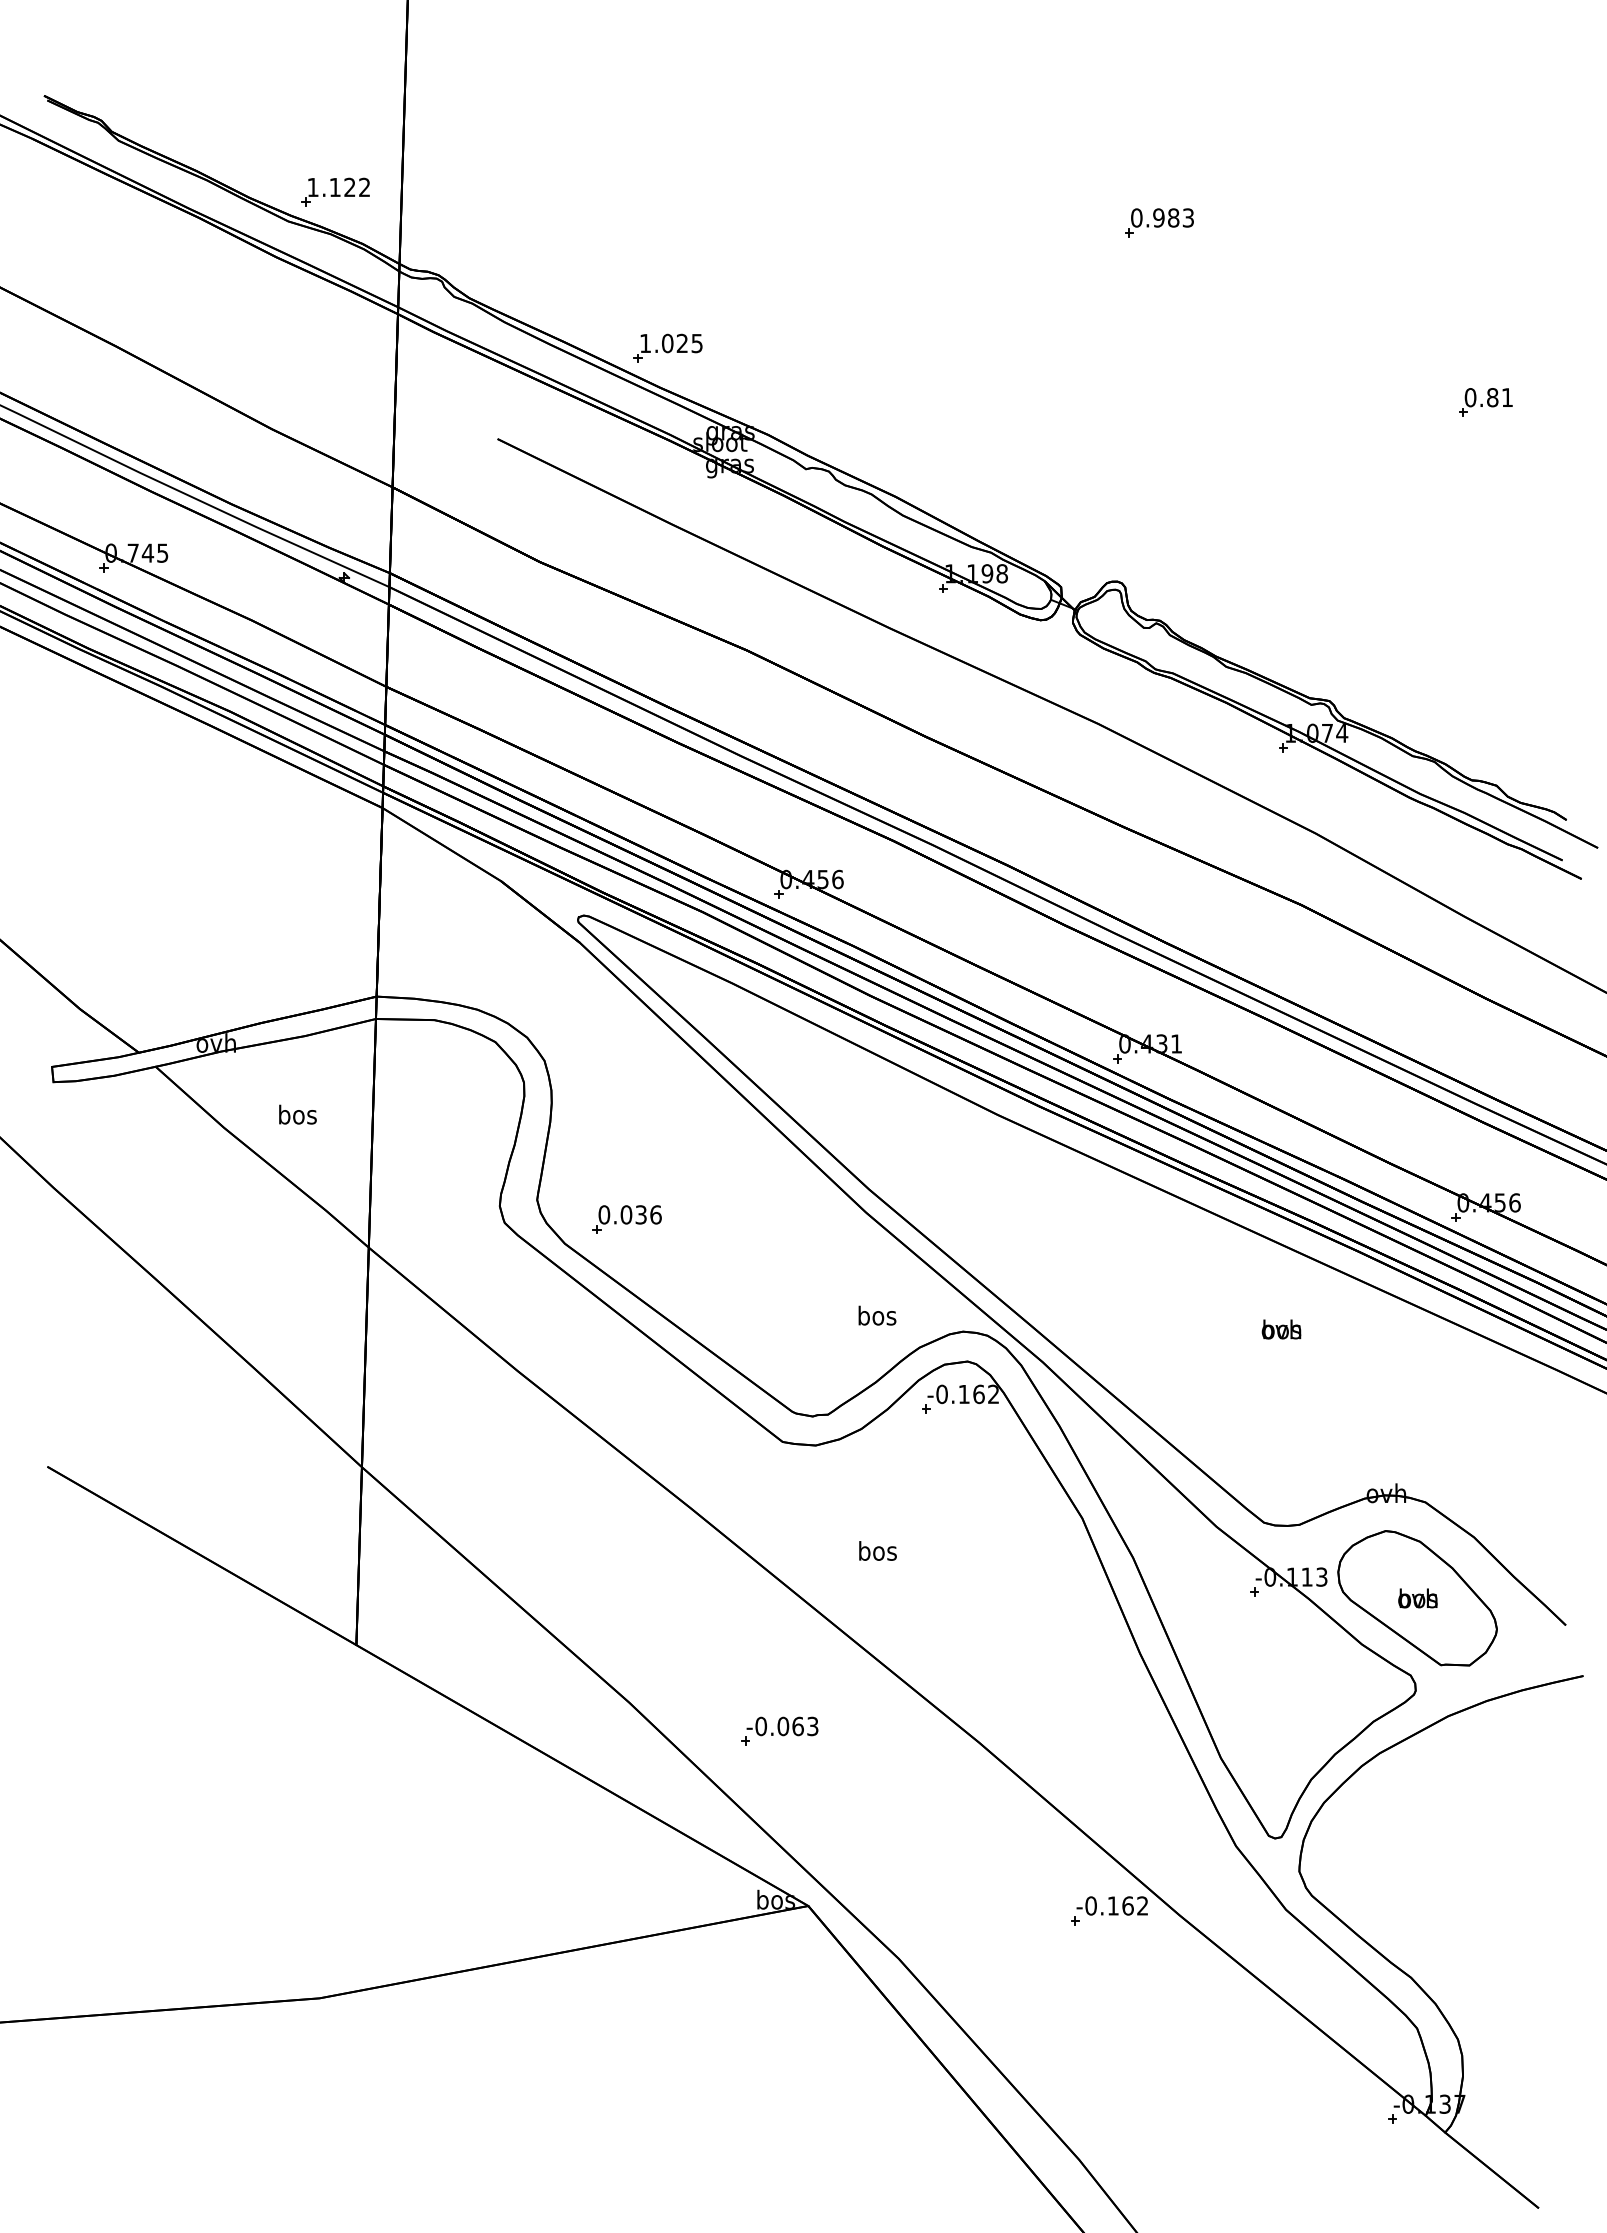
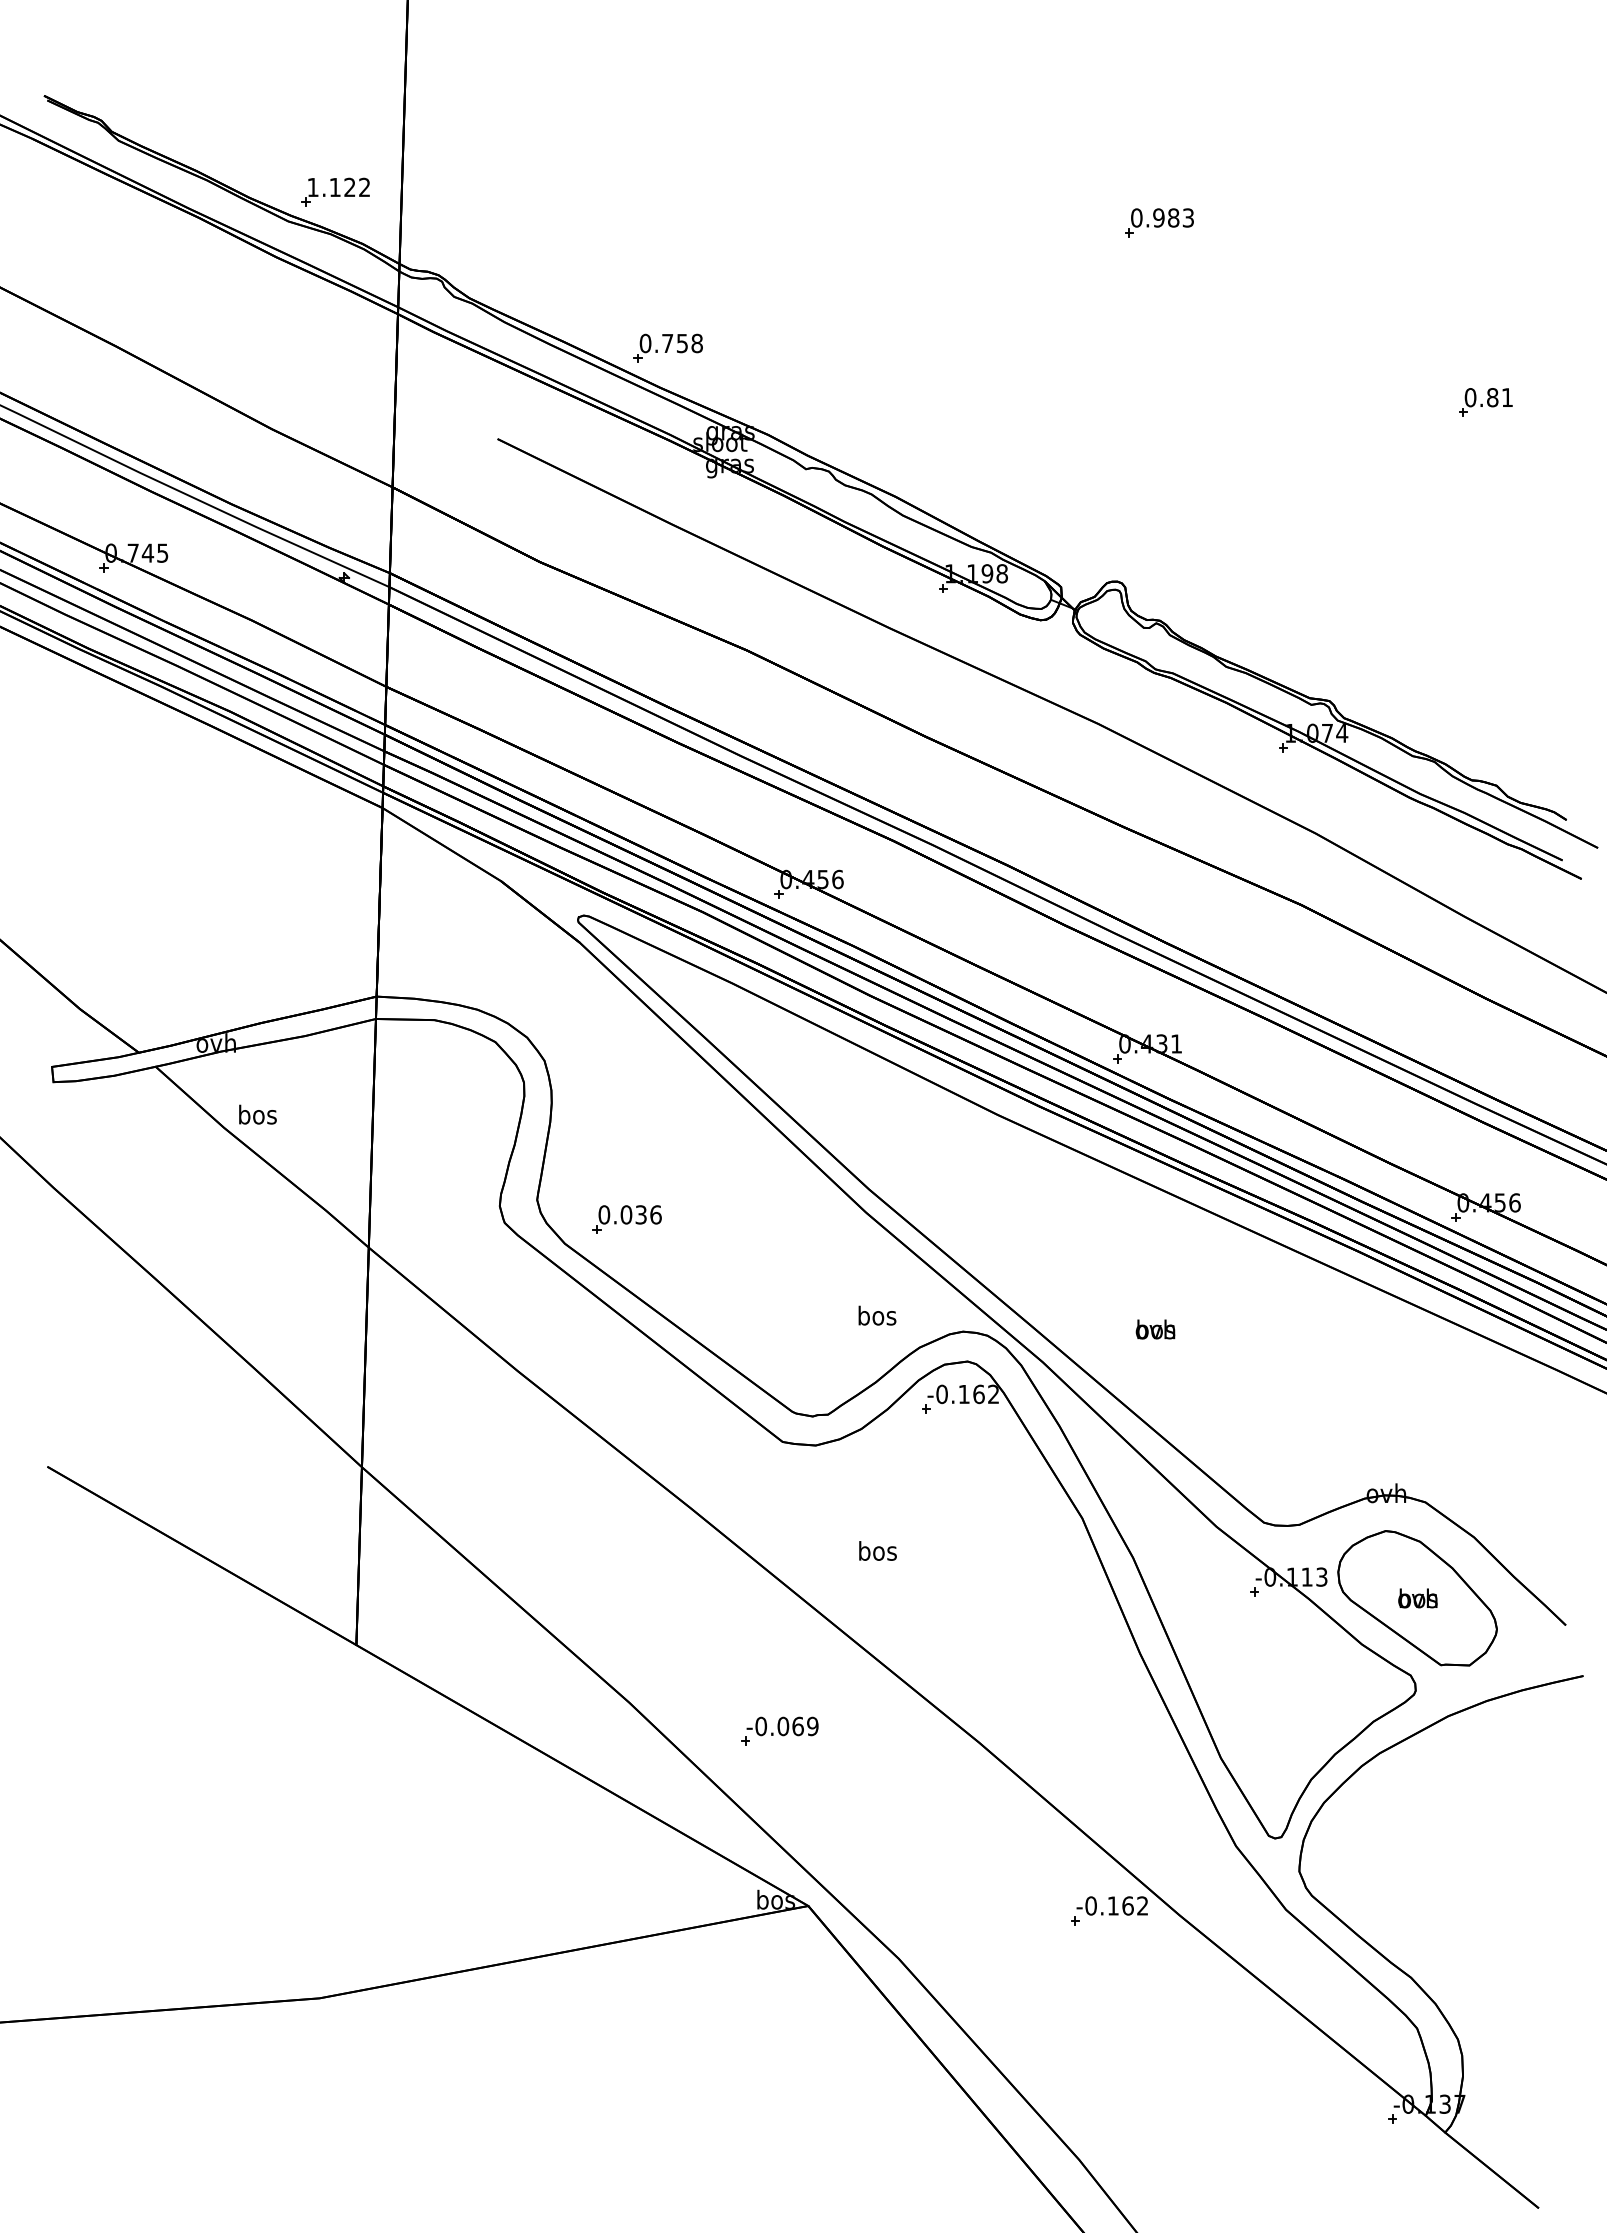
text: 1.025 -> 0.758 (670, 343)
text position: (297, 1114) -> (257, 1114) (257, 1114)
text position: (1281, 1329) -> (1155, 1329) (1155, 1329)
text: -0.063 -> -0.069 (812, 1726)
